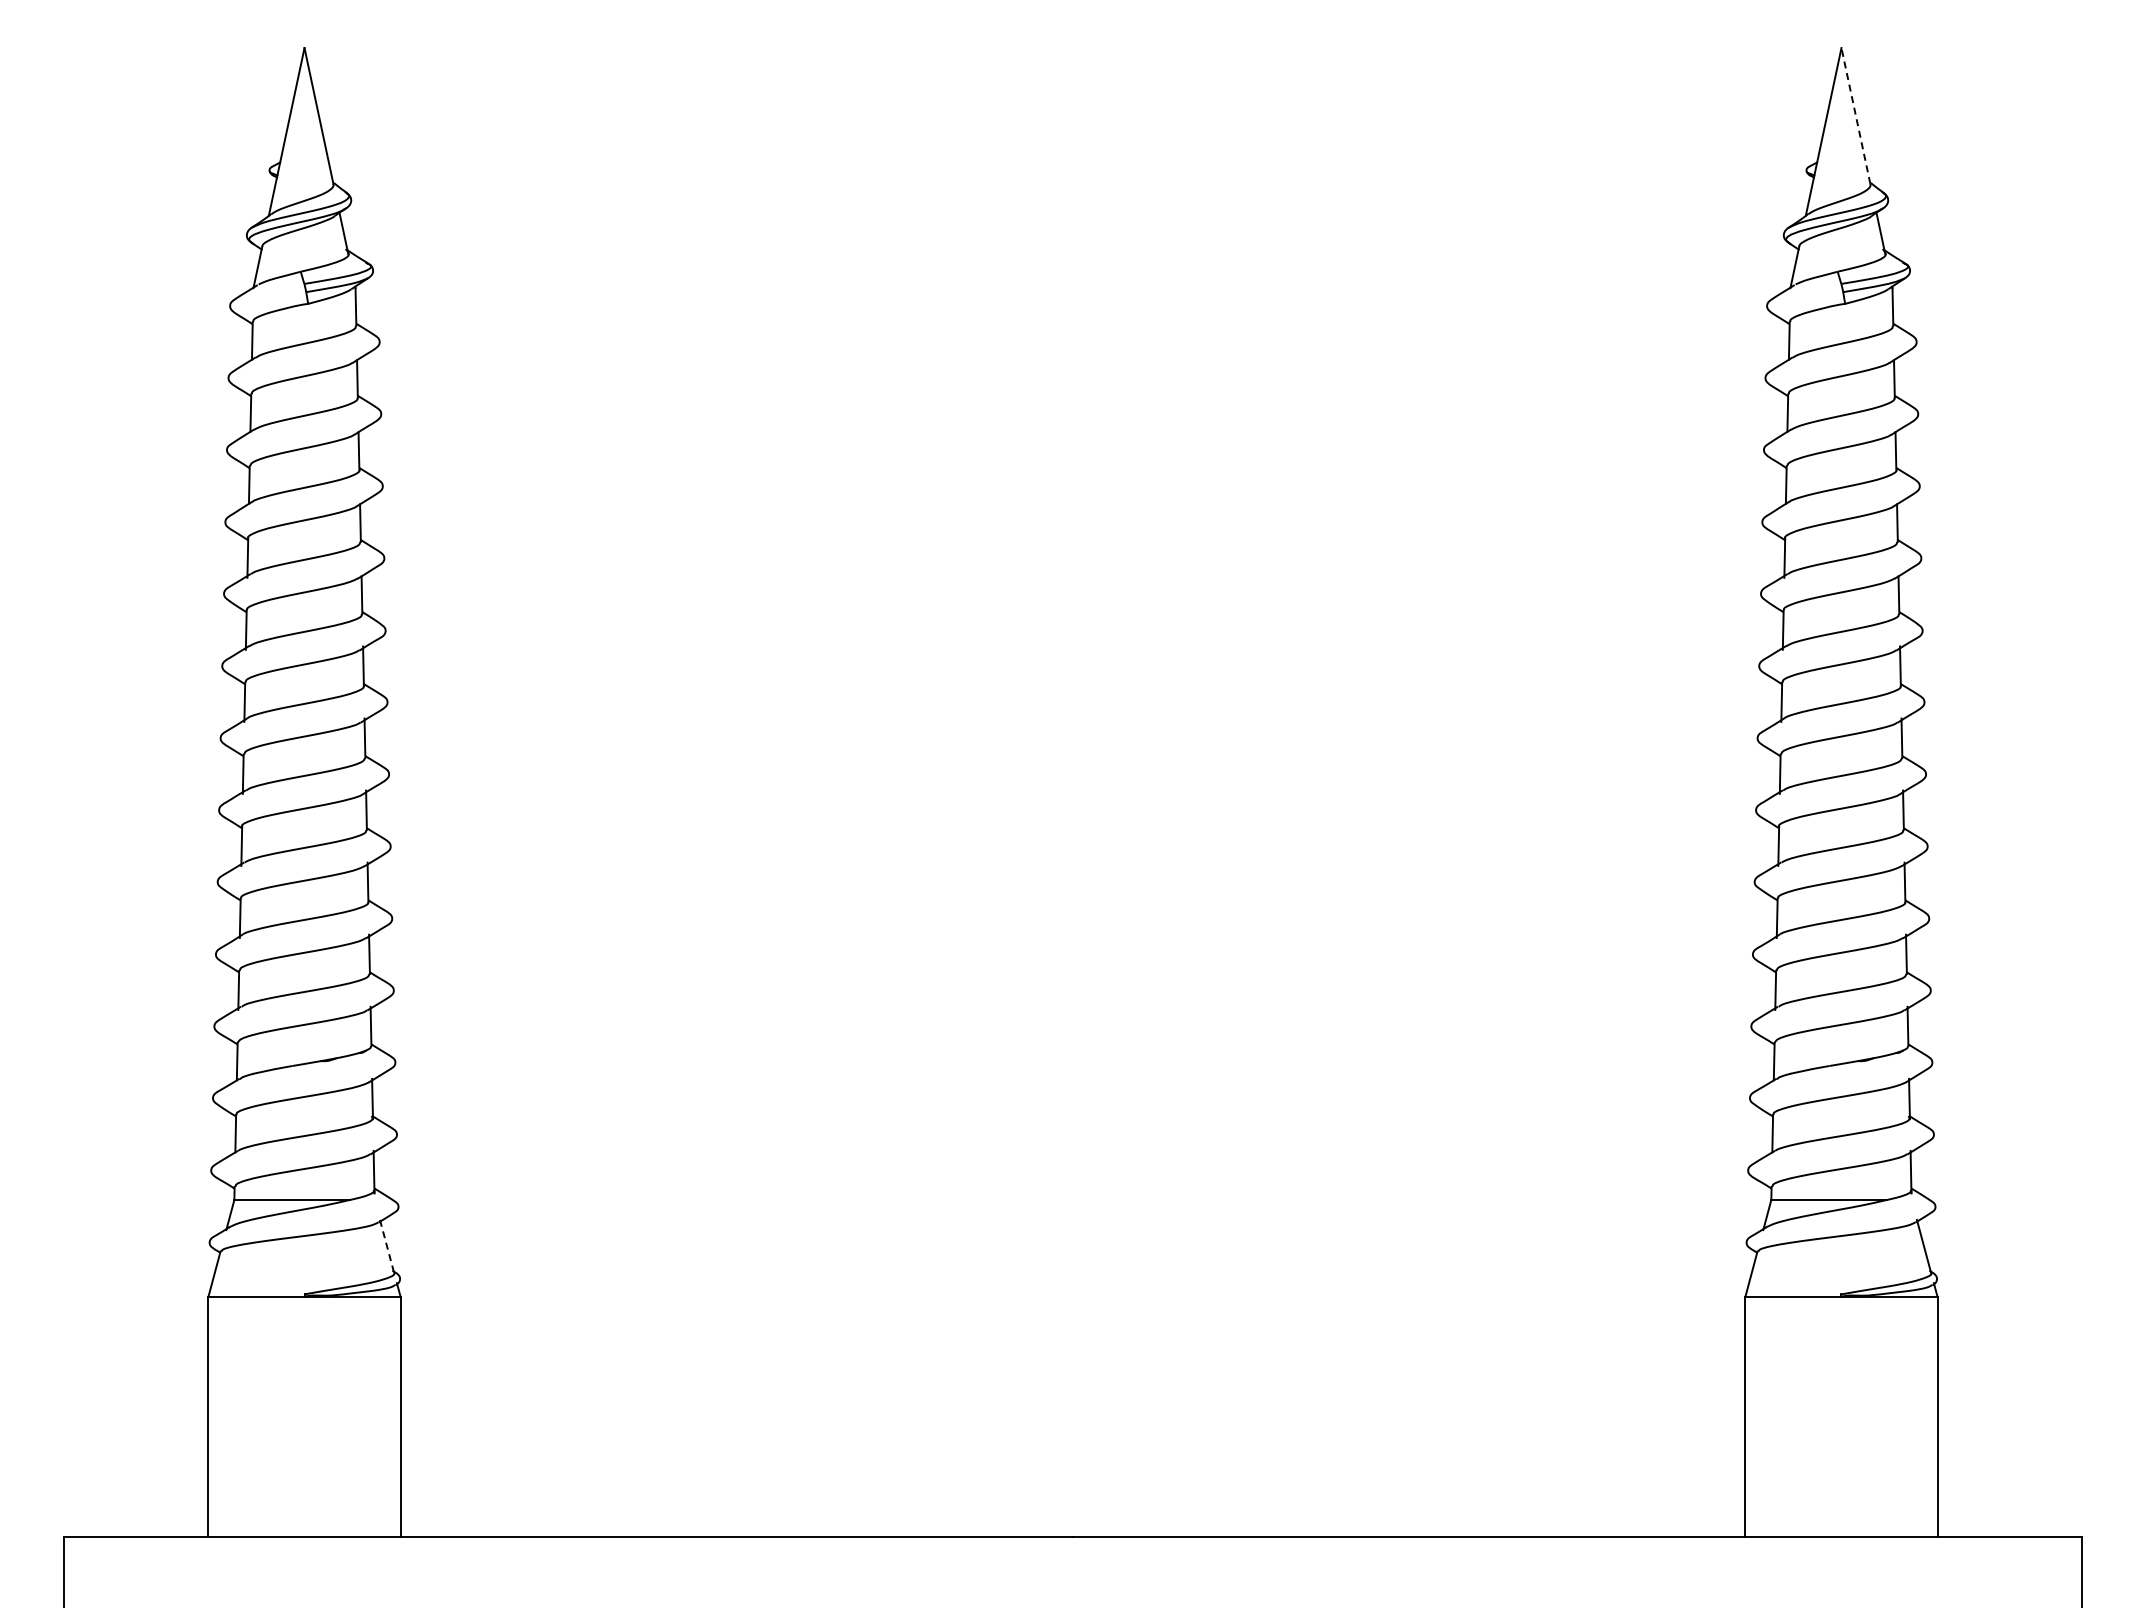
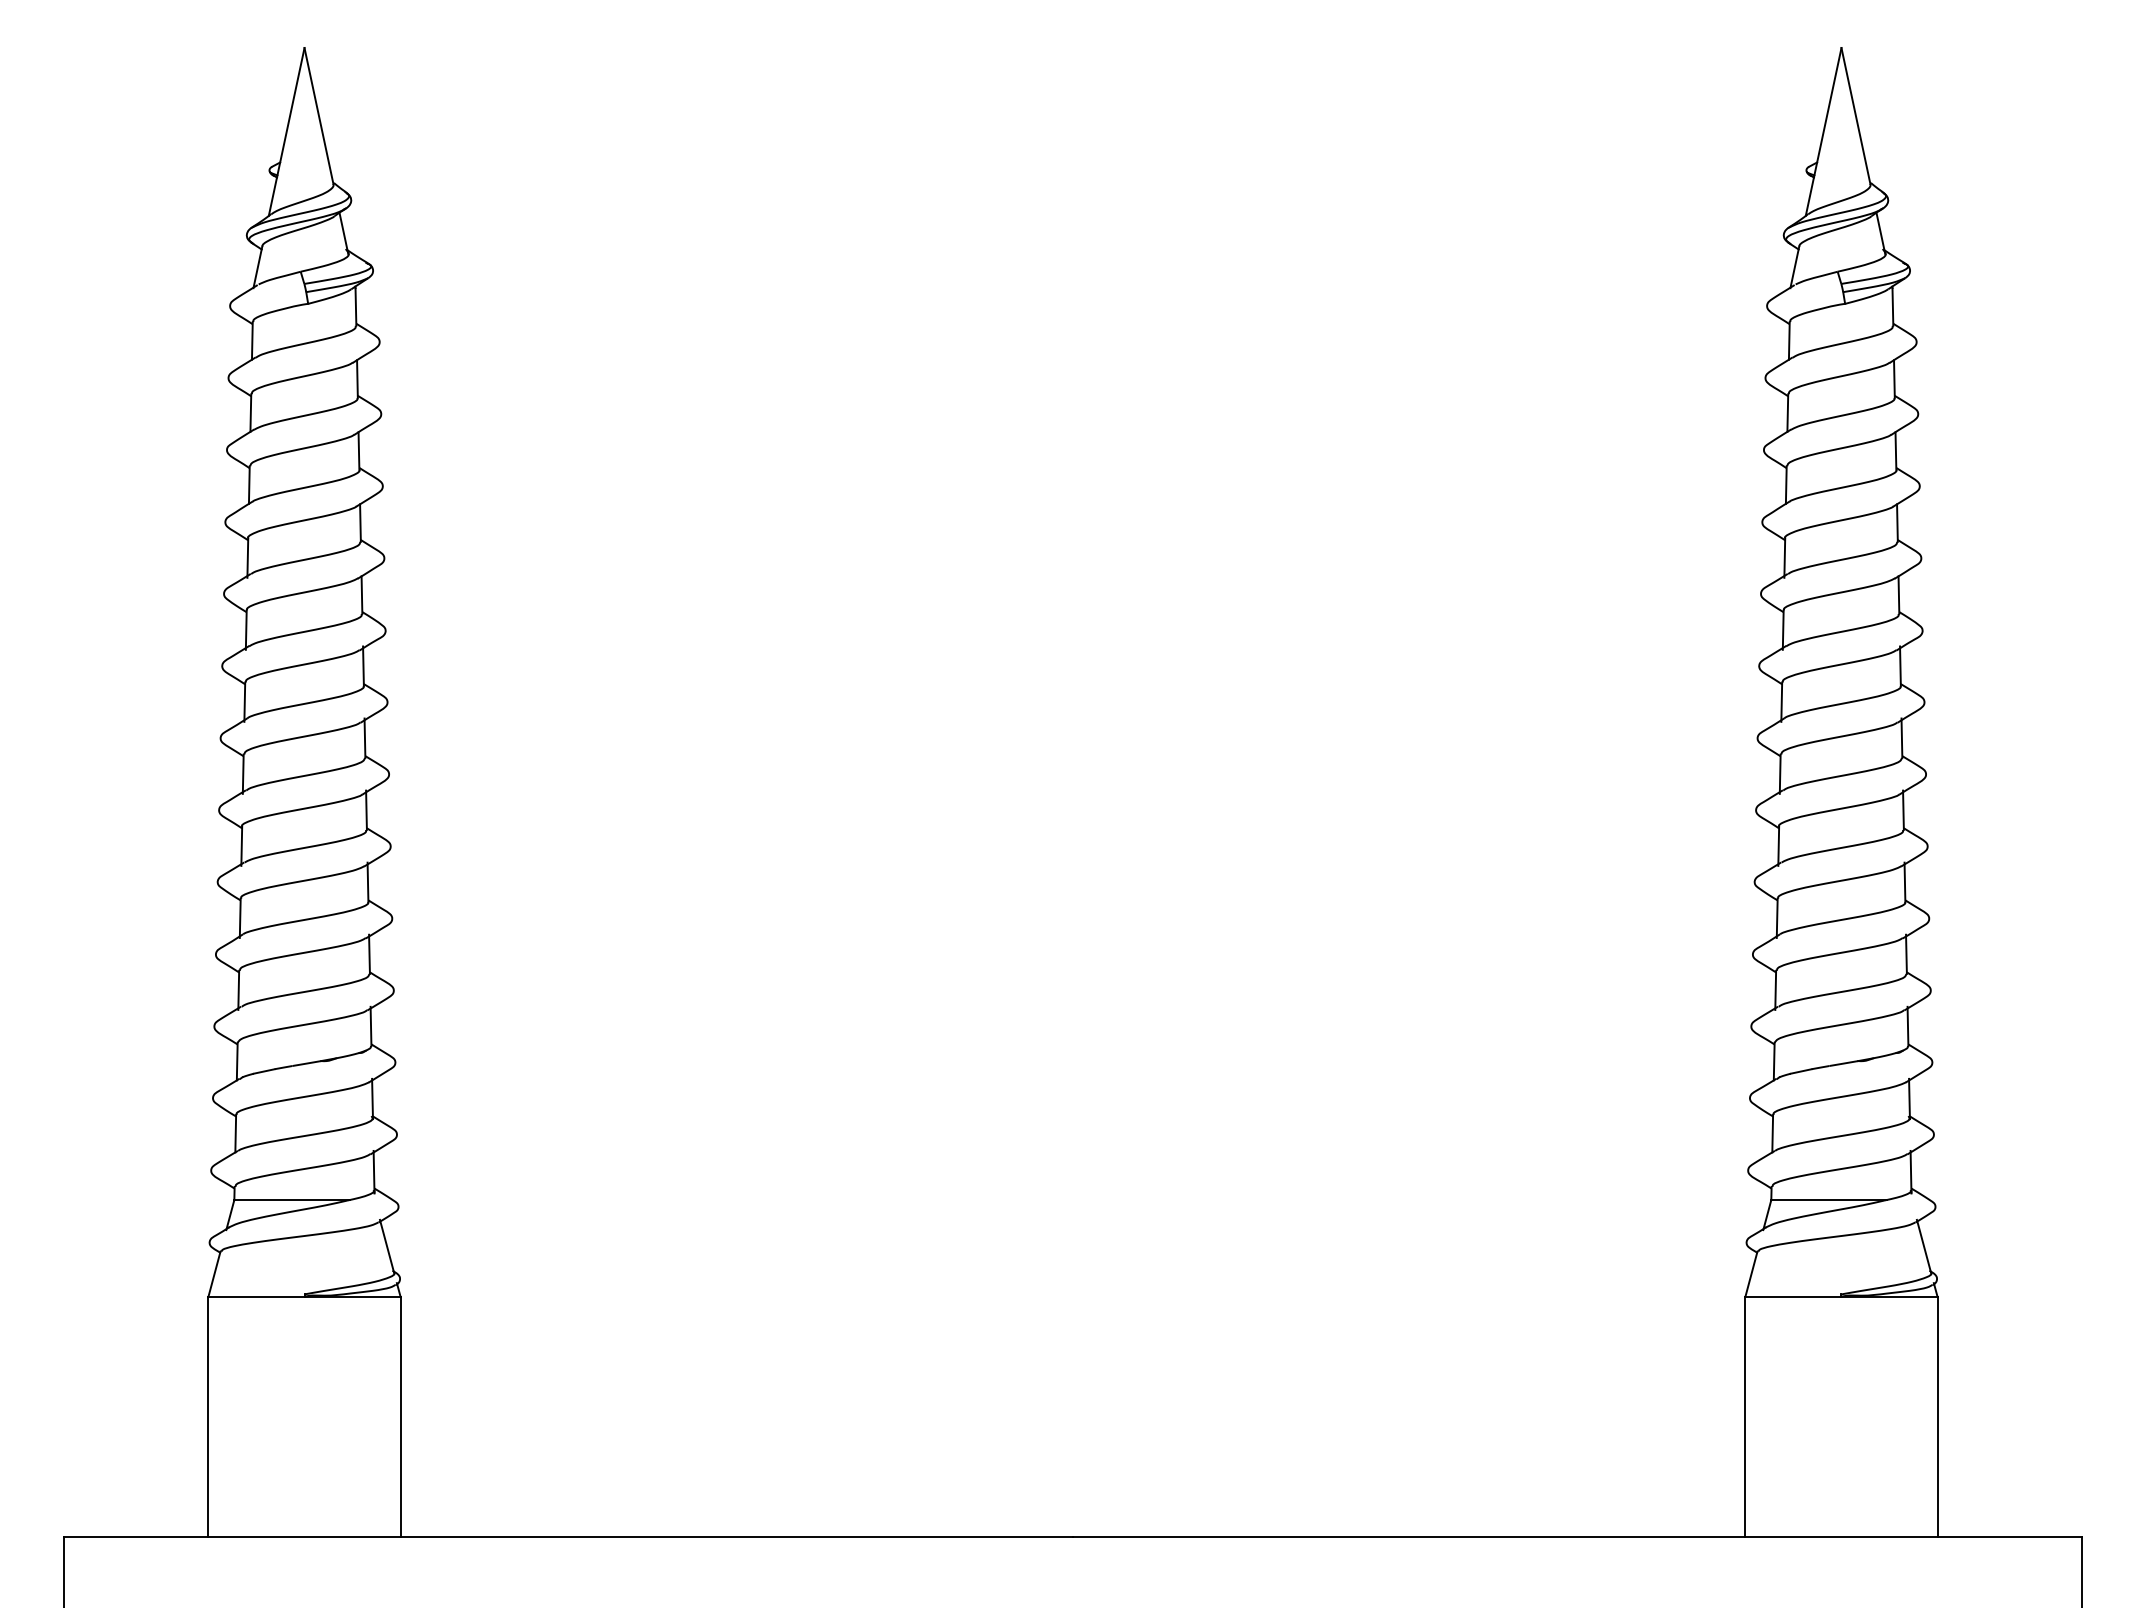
line: dashed -> solid (1855, 115)
line: dashed -> solid (386, 1245)
